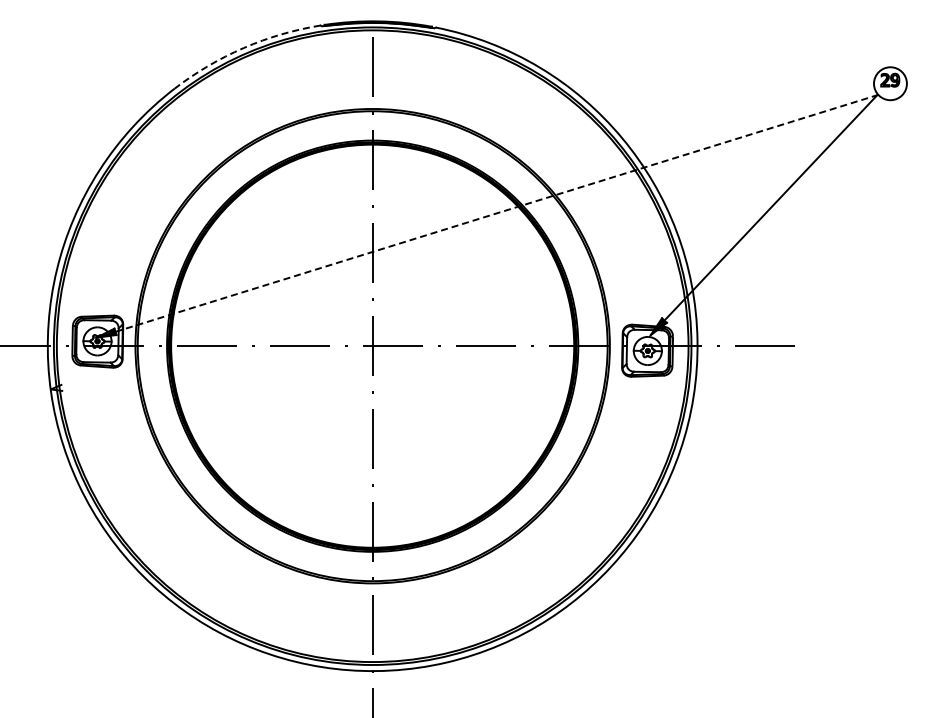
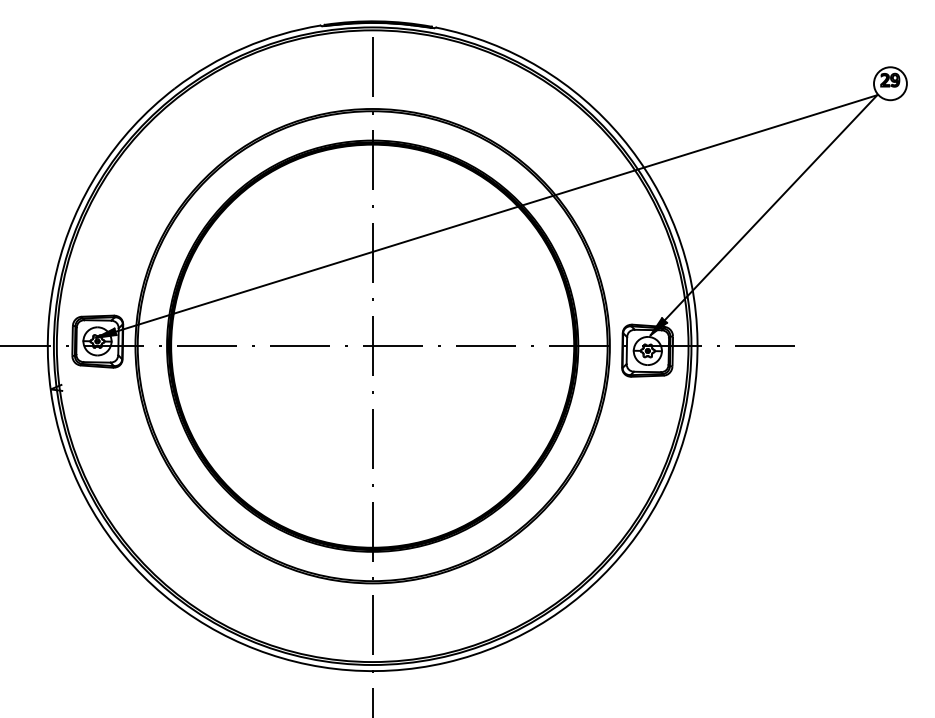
arc: dashed -> solid (243, 48)
line: dashed -> solid (496, 213)
